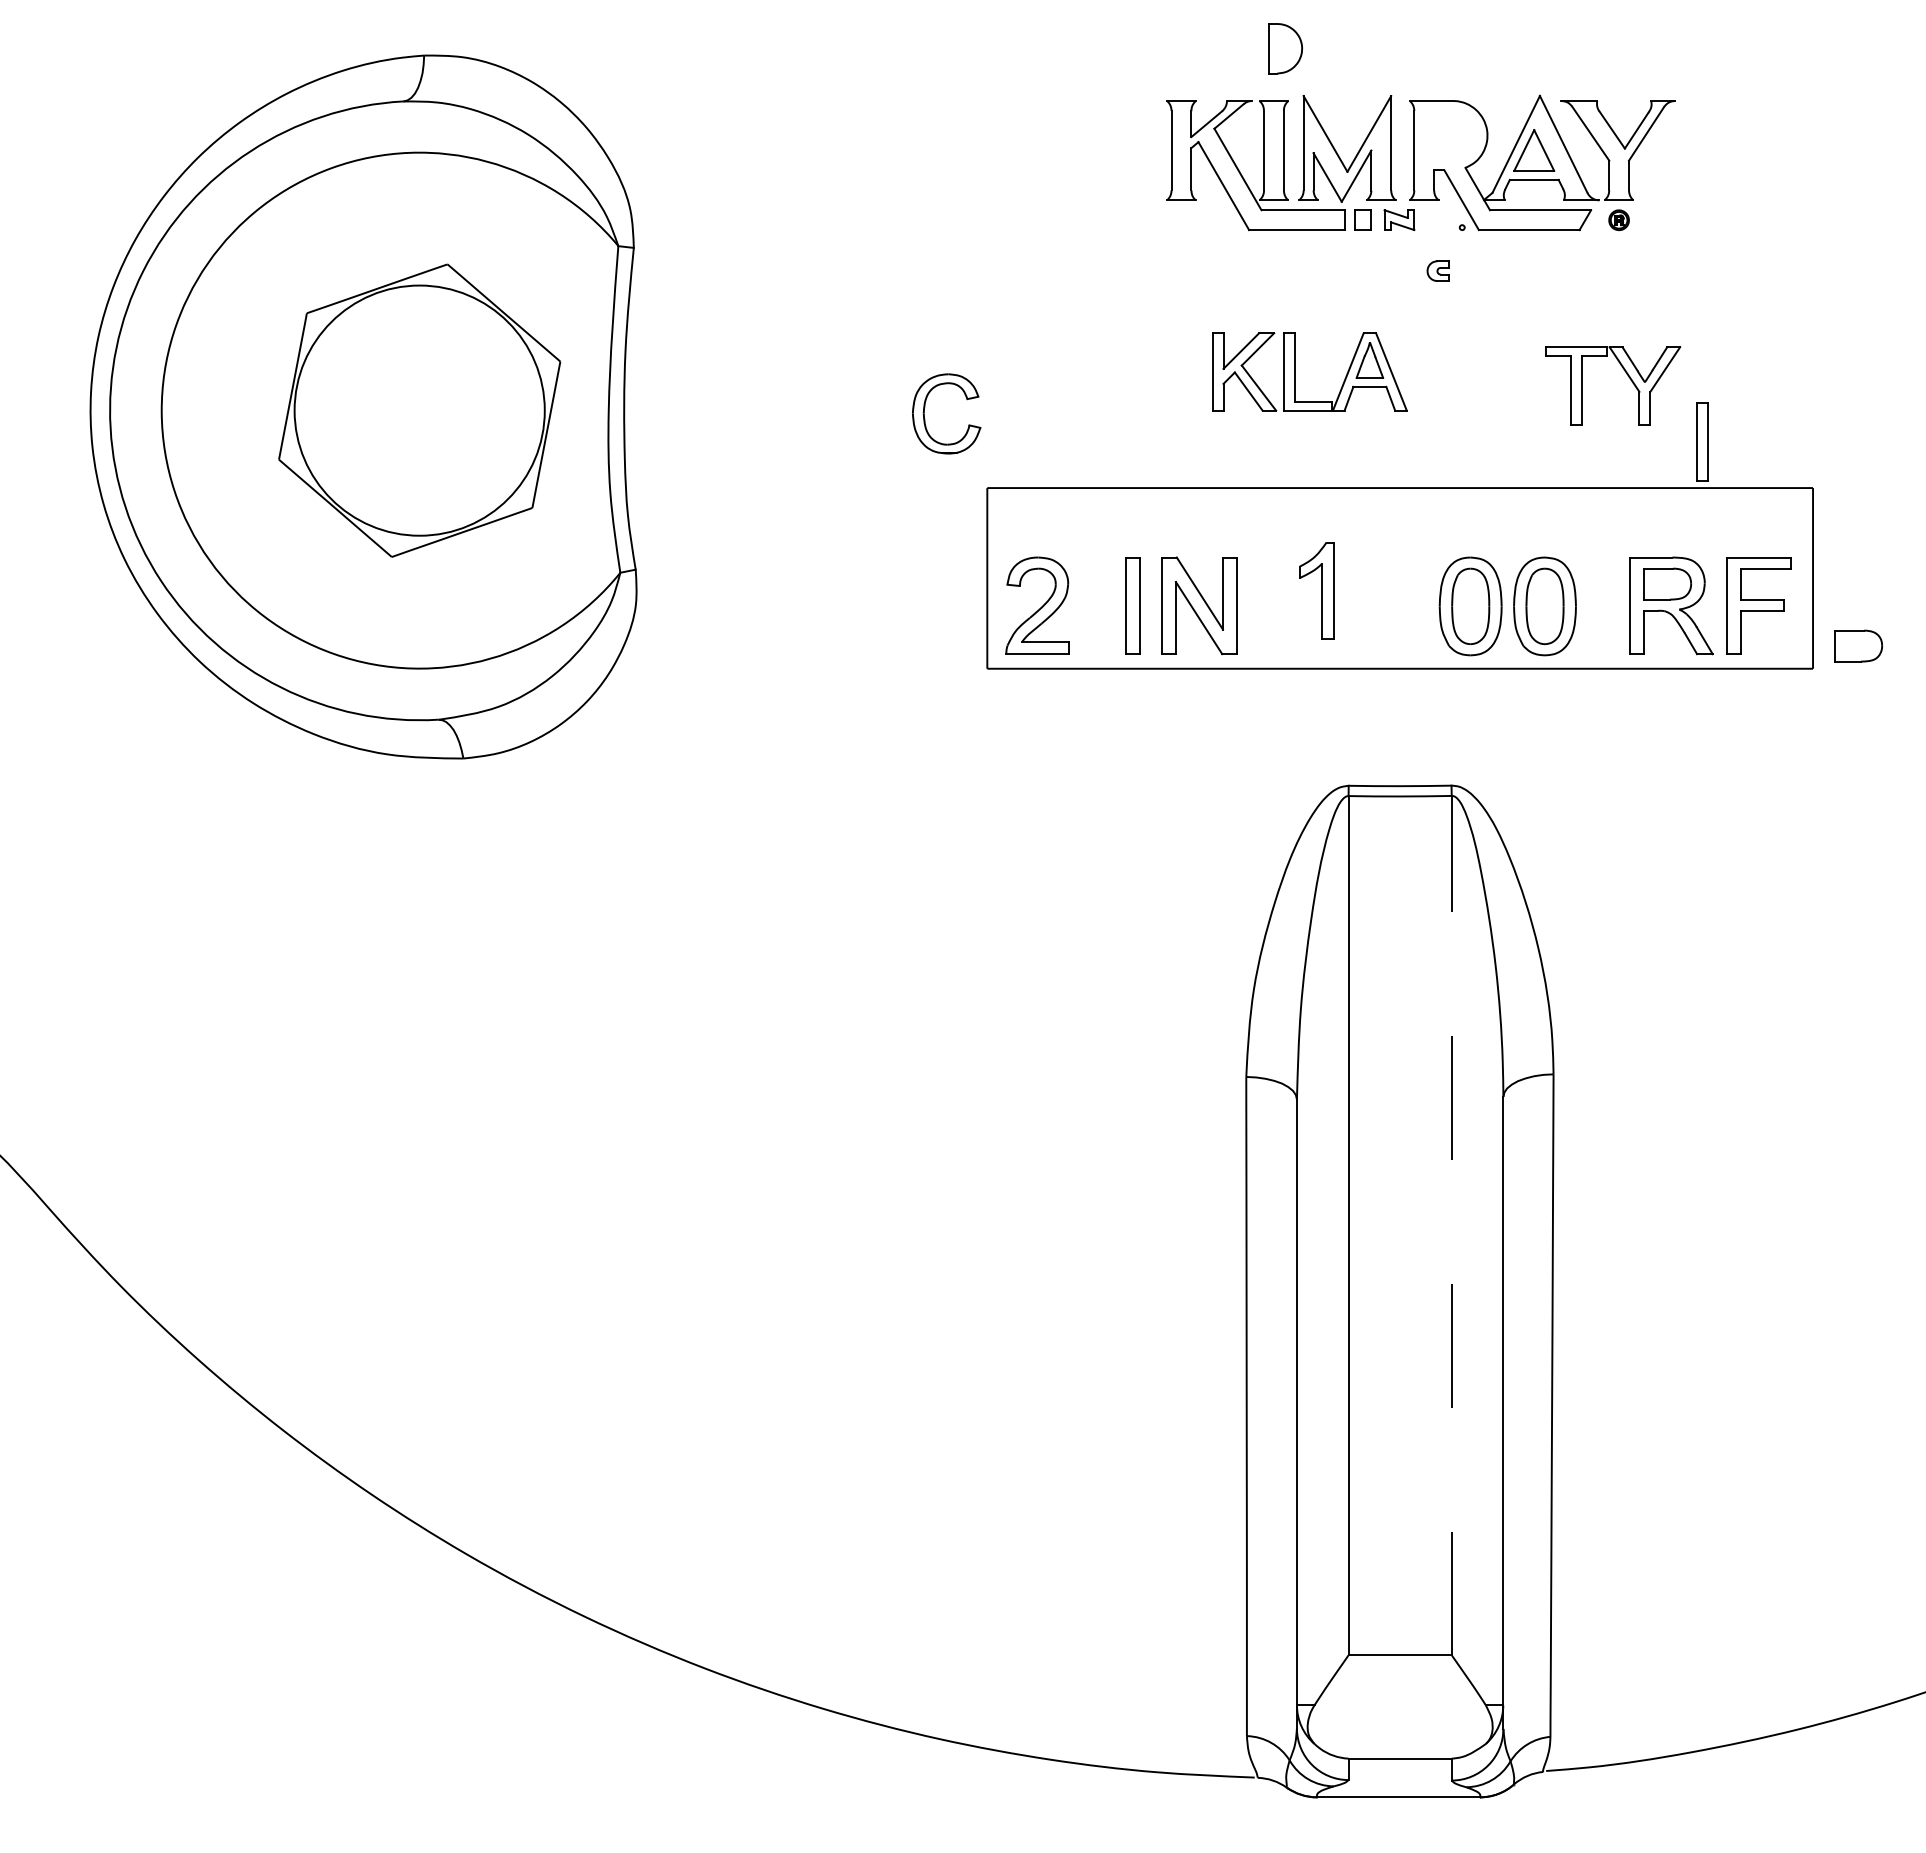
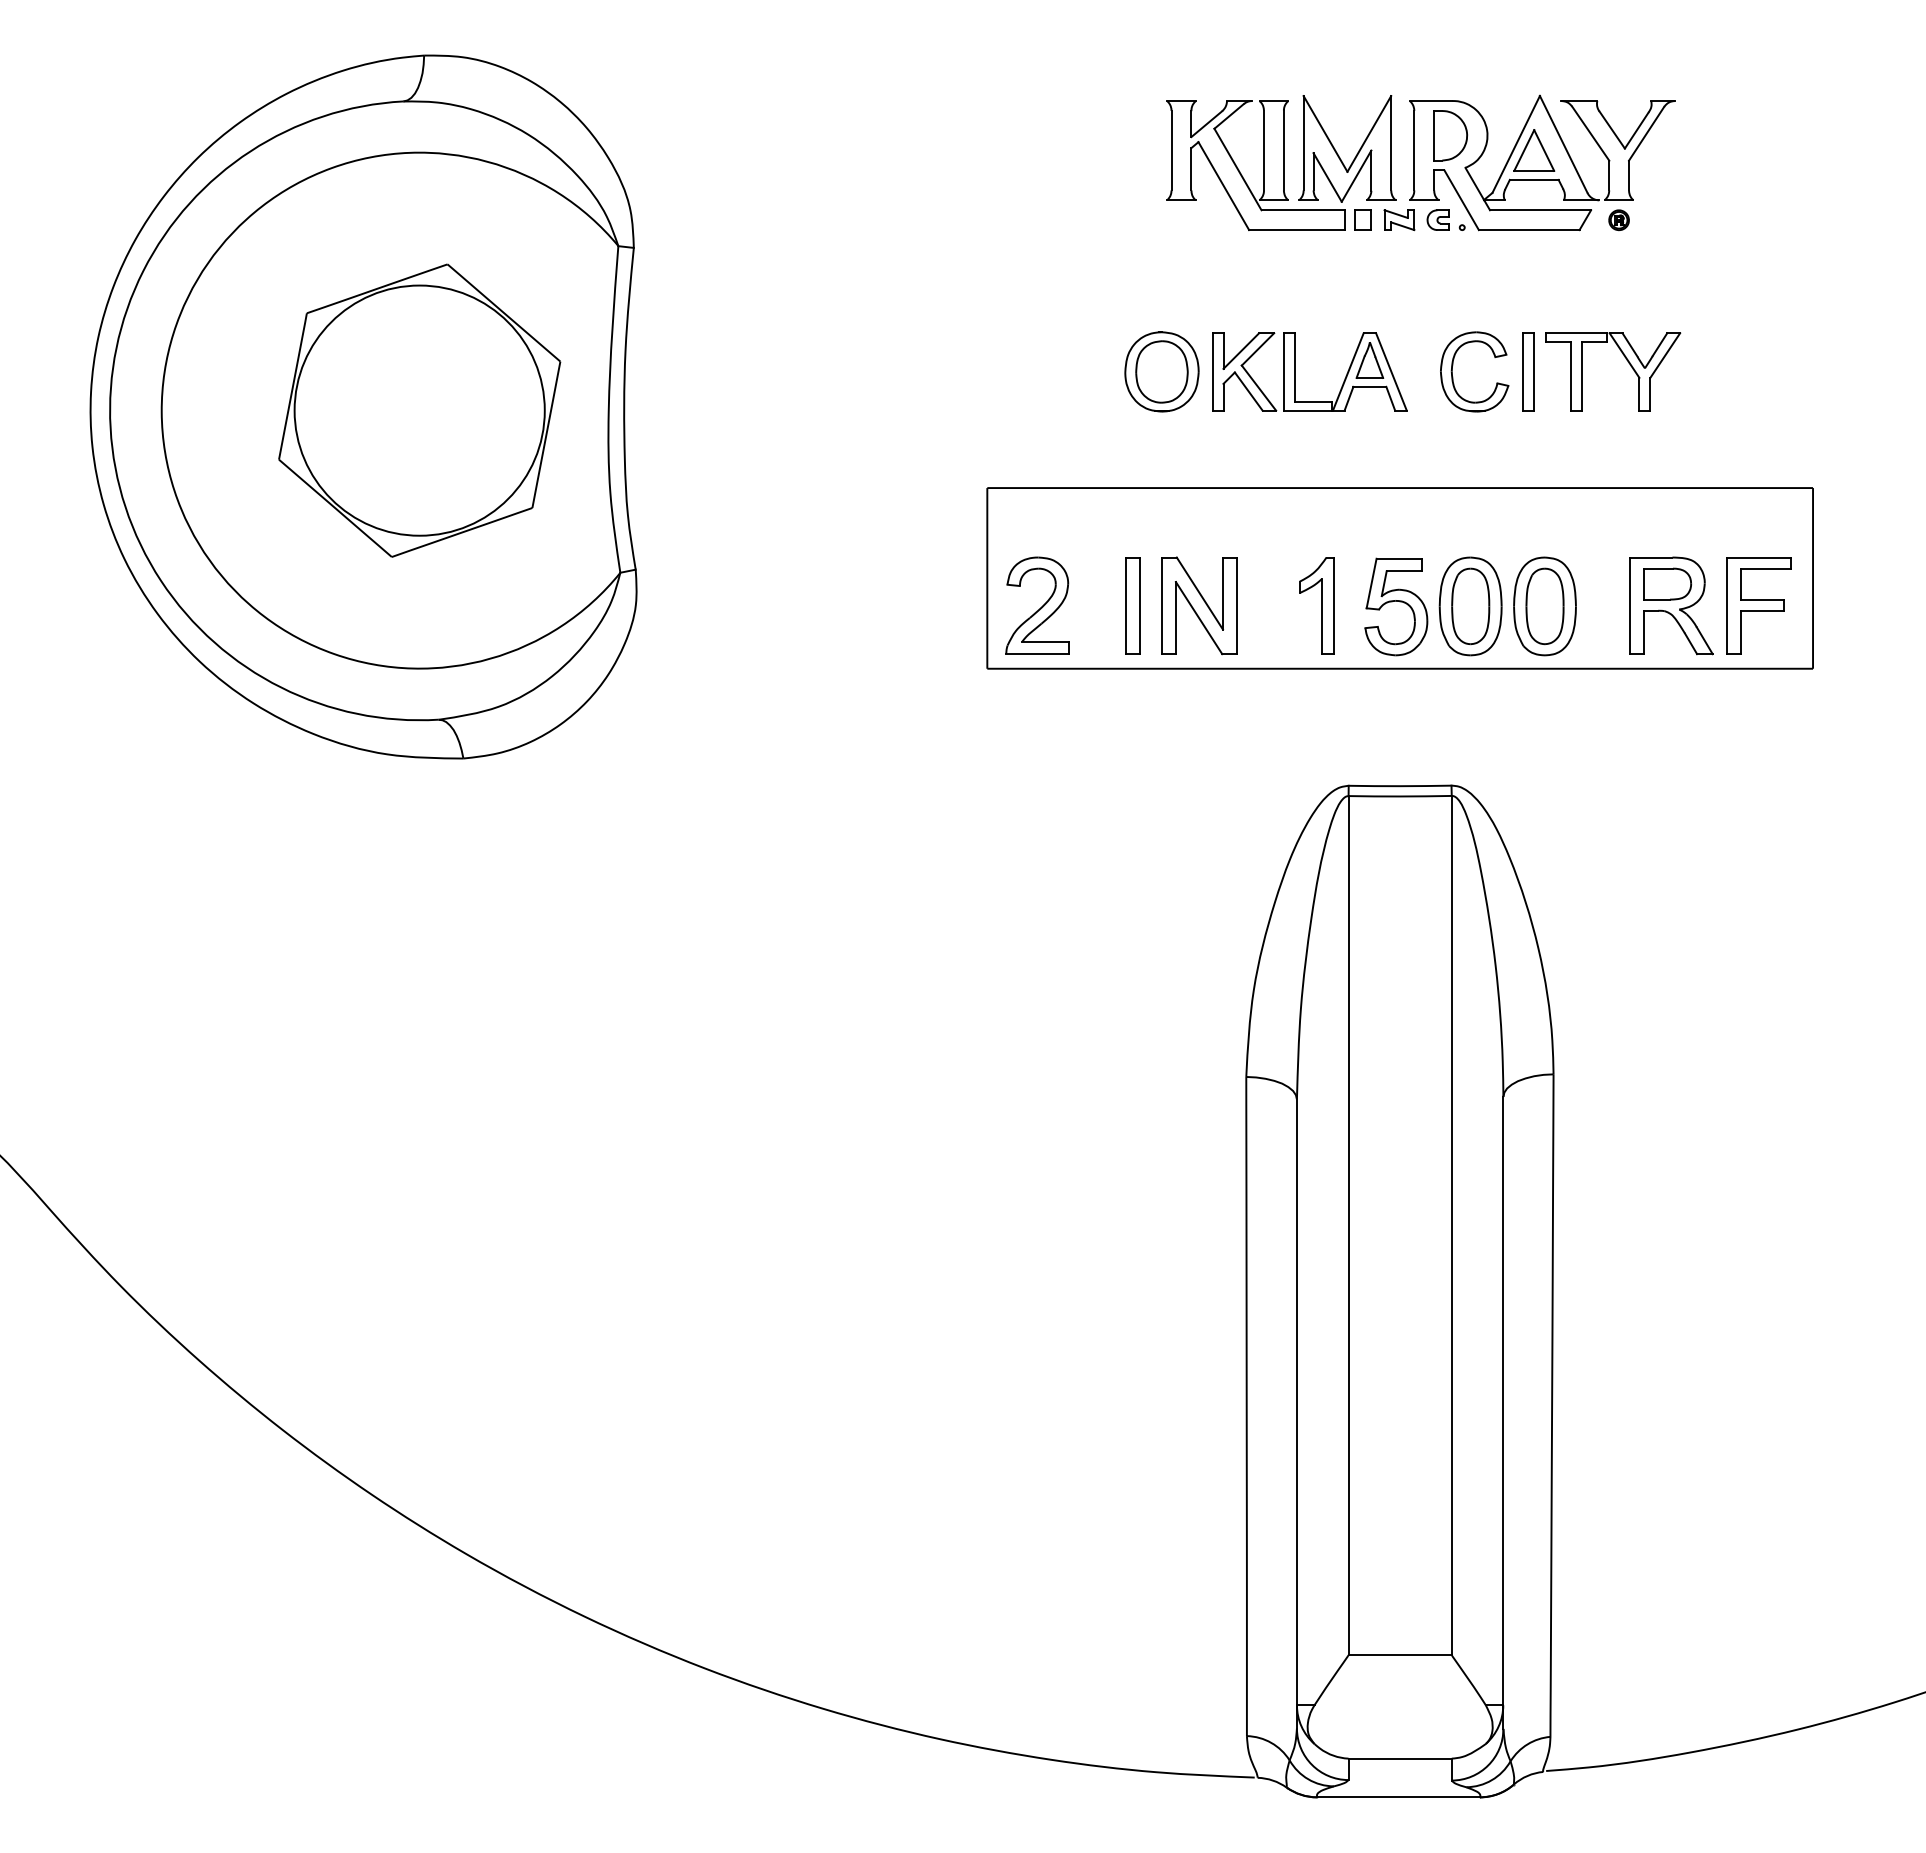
part position: (1285, 48) -> (1450, 135) (1450, 135)
part position: (1437, 270) -> (1437, 219) (1437, 219)
part: none -> present (1161, 371)
part position: (1628, 377) -> (1628, 363) (1628, 363)
part position: (925, 418) -> (1453, 376) (1453, 376)
part position: (1702, 441) -> (1528, 371) (1528, 371)
part position: (1316, 590) -> (1316, 605) (1316, 605)
part: none -> present (1396, 606)
part: present -> none (1858, 645)
line: dashed -> solid (1451, 1225)
